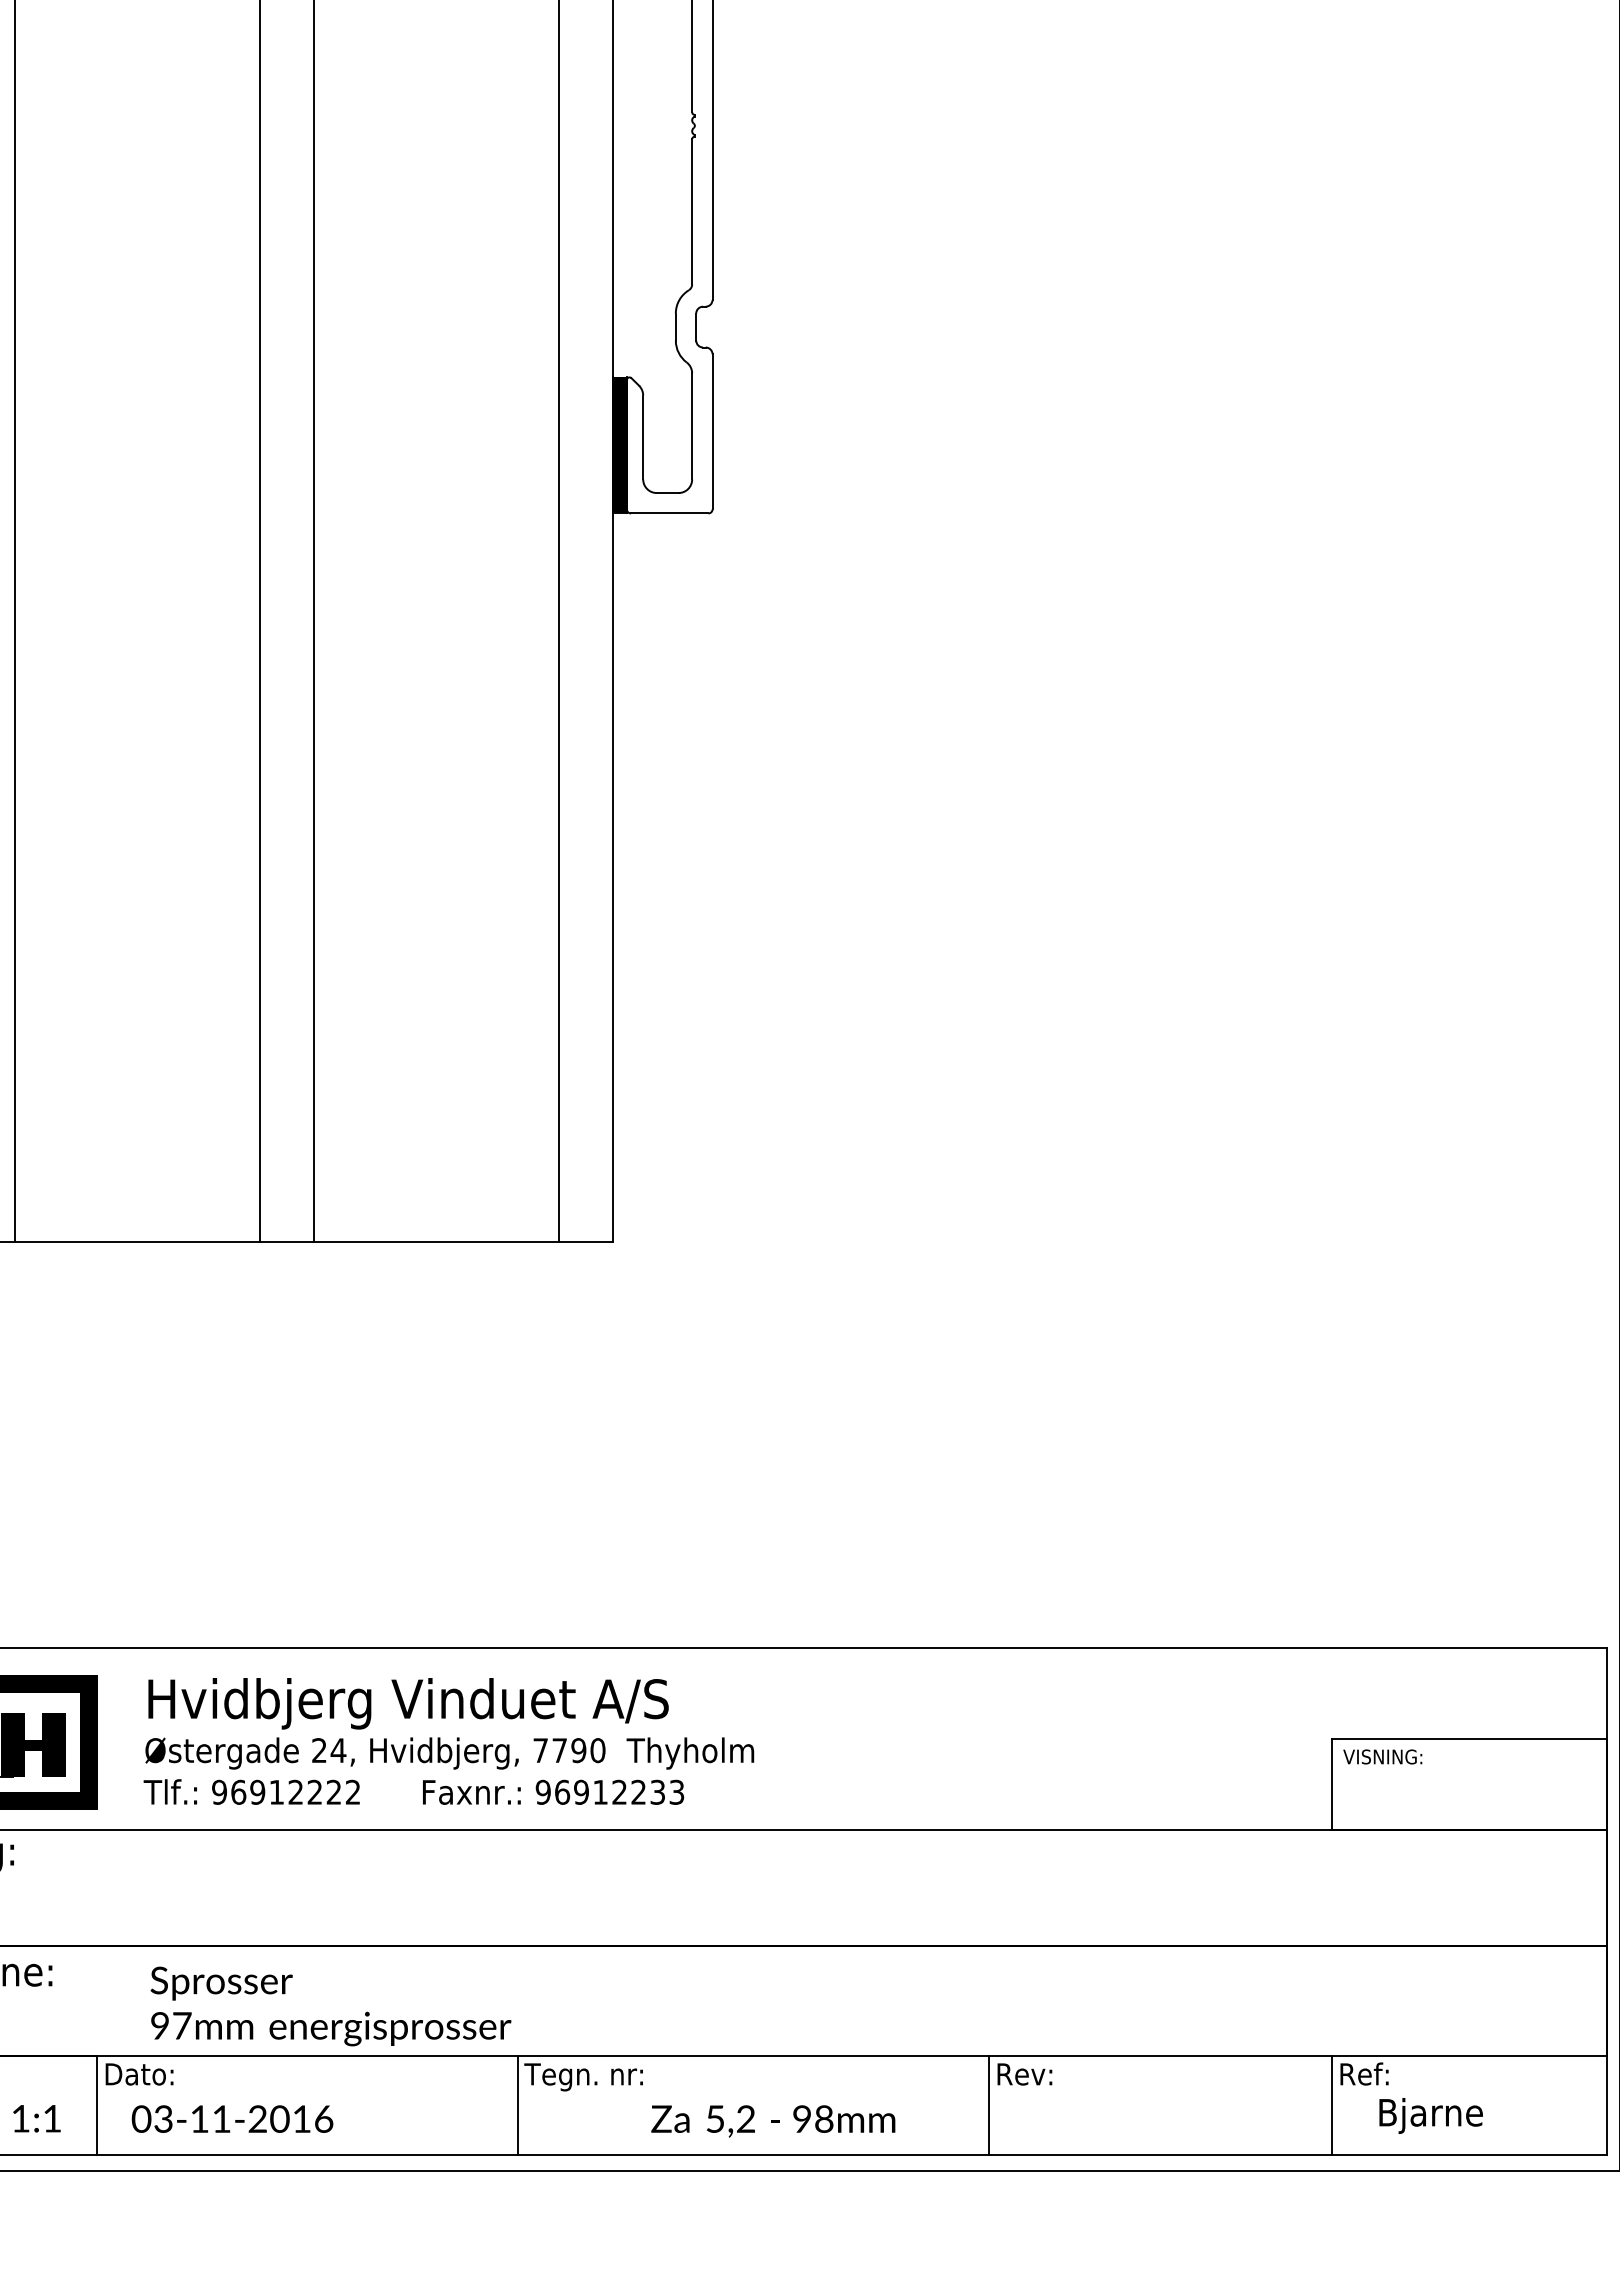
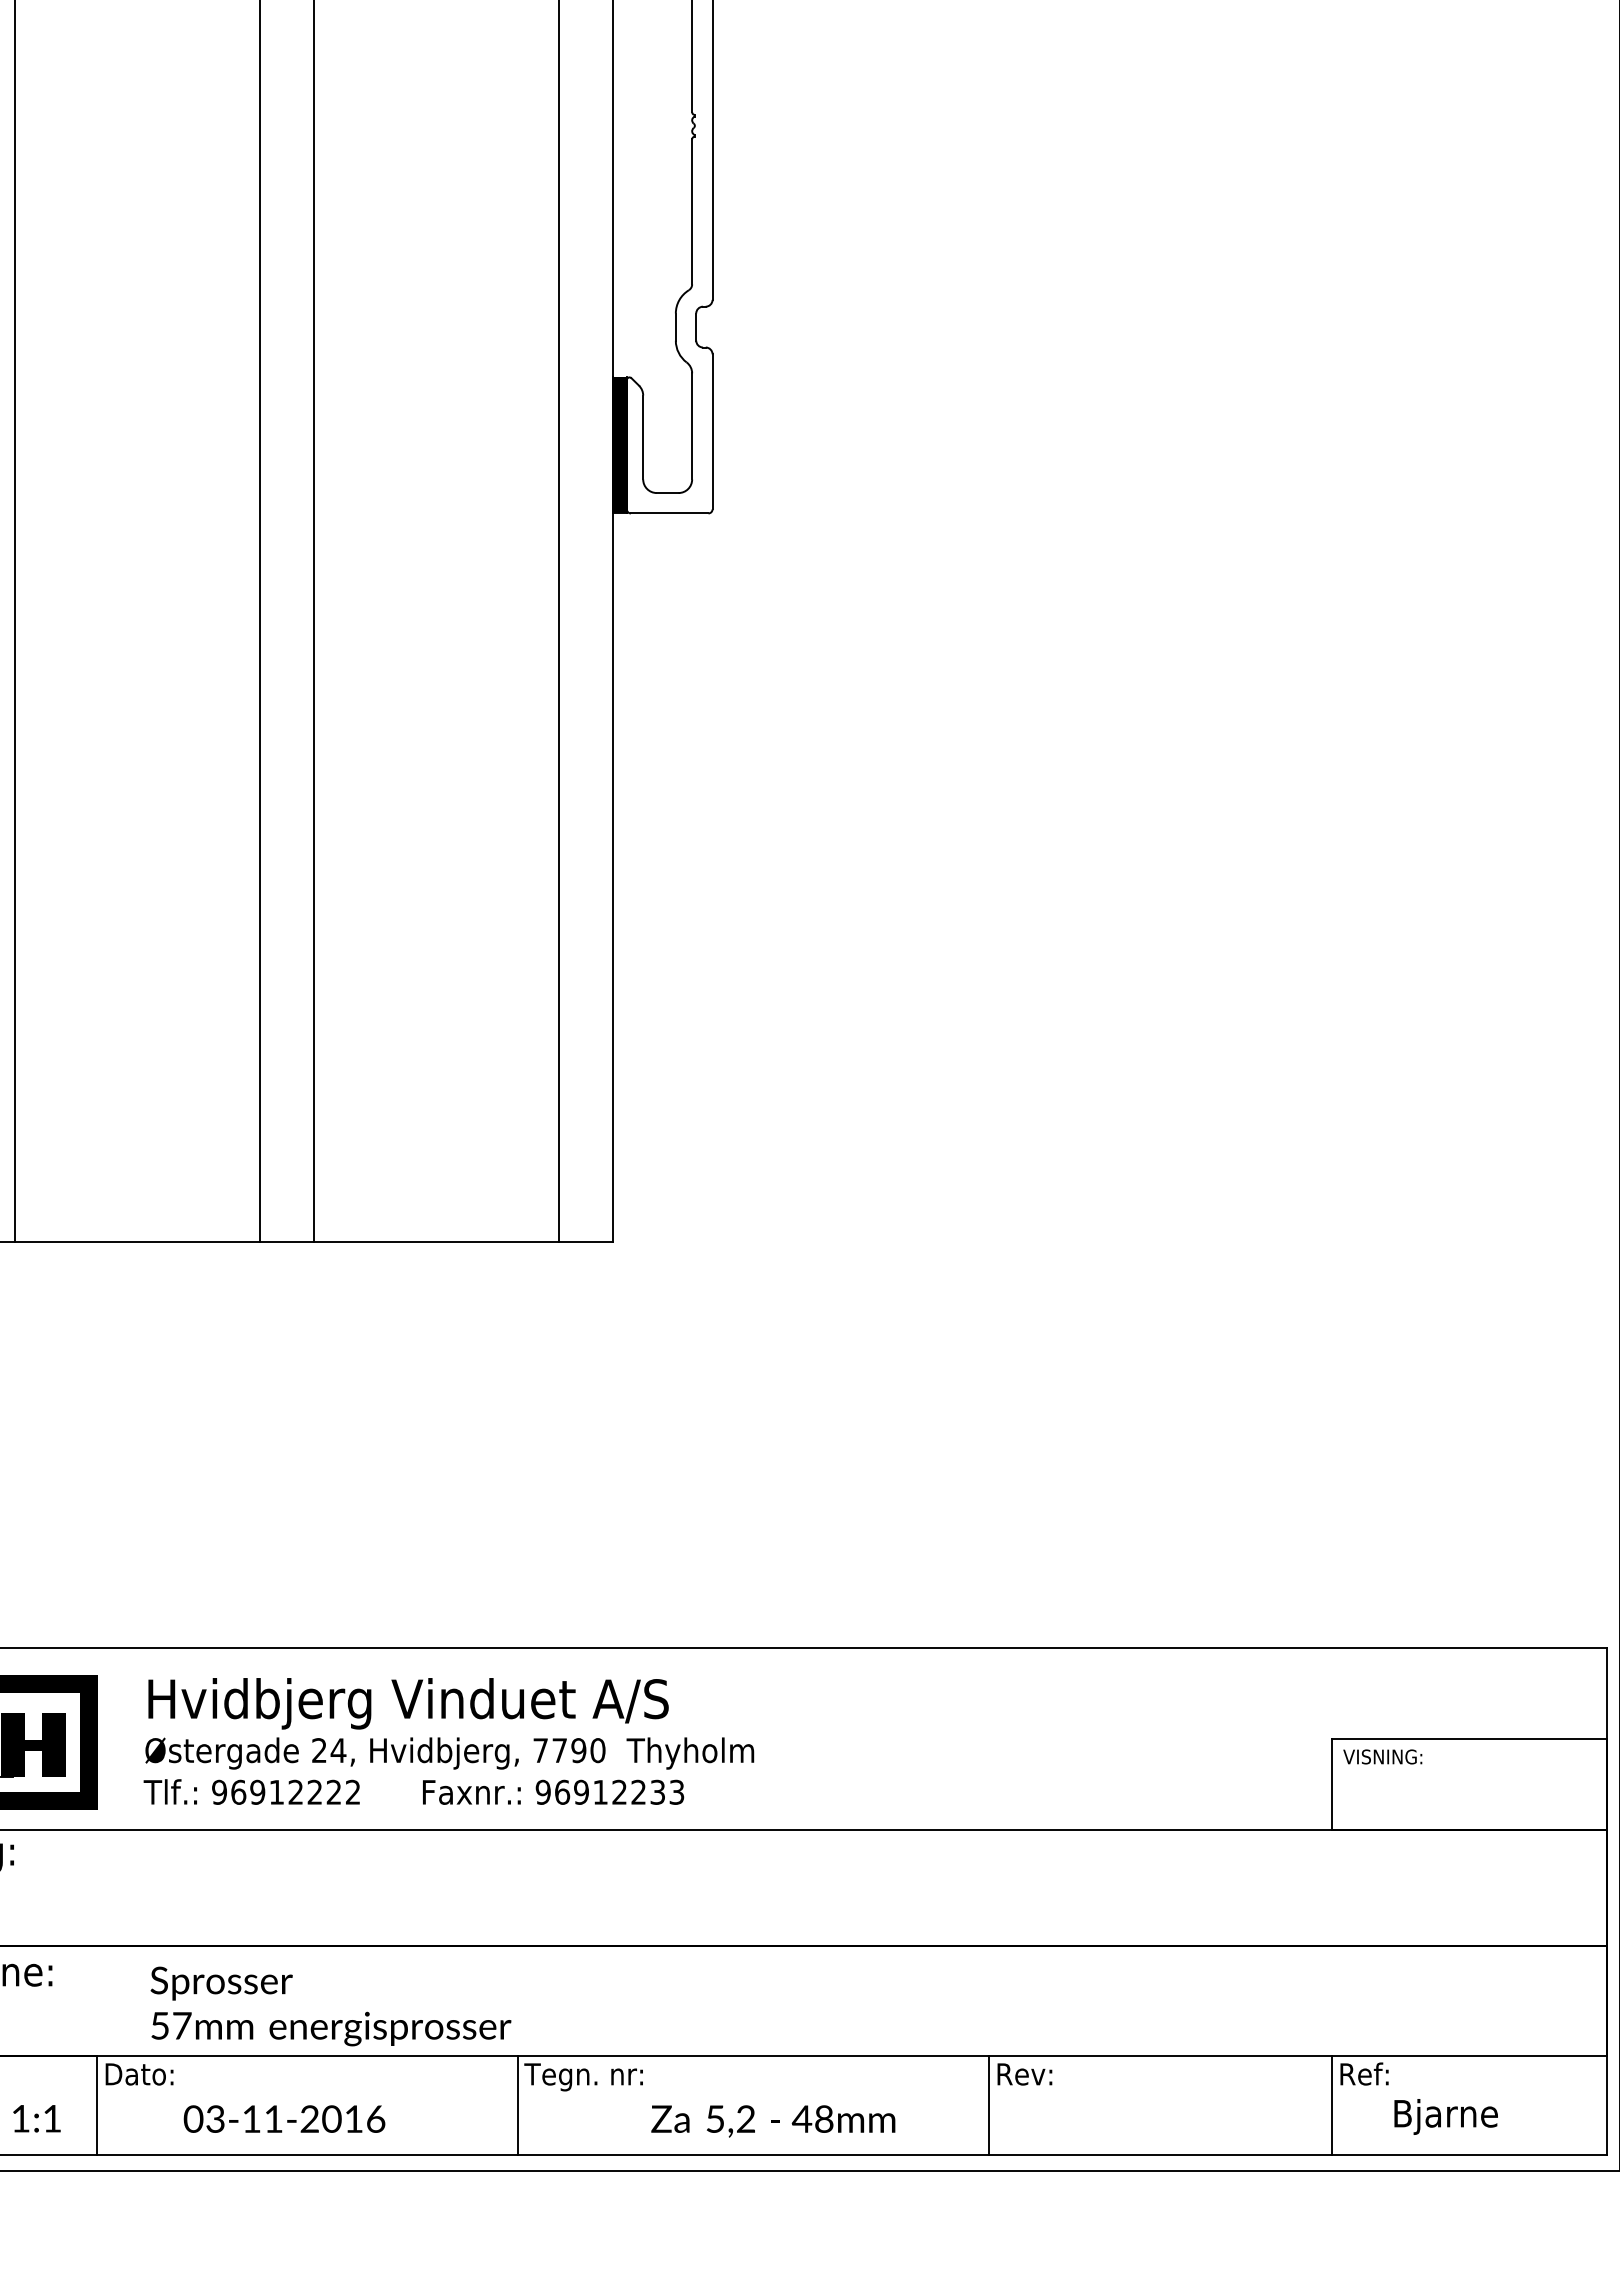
text: 97mm -> 57mm (159, 2025)
text position: (1430, 2115) -> (1445, 2116) (1445, 2116)
text position: (232, 2118) -> (284, 2118) (284, 2118)
text: 98mm -> 48mm (801, 2118)
